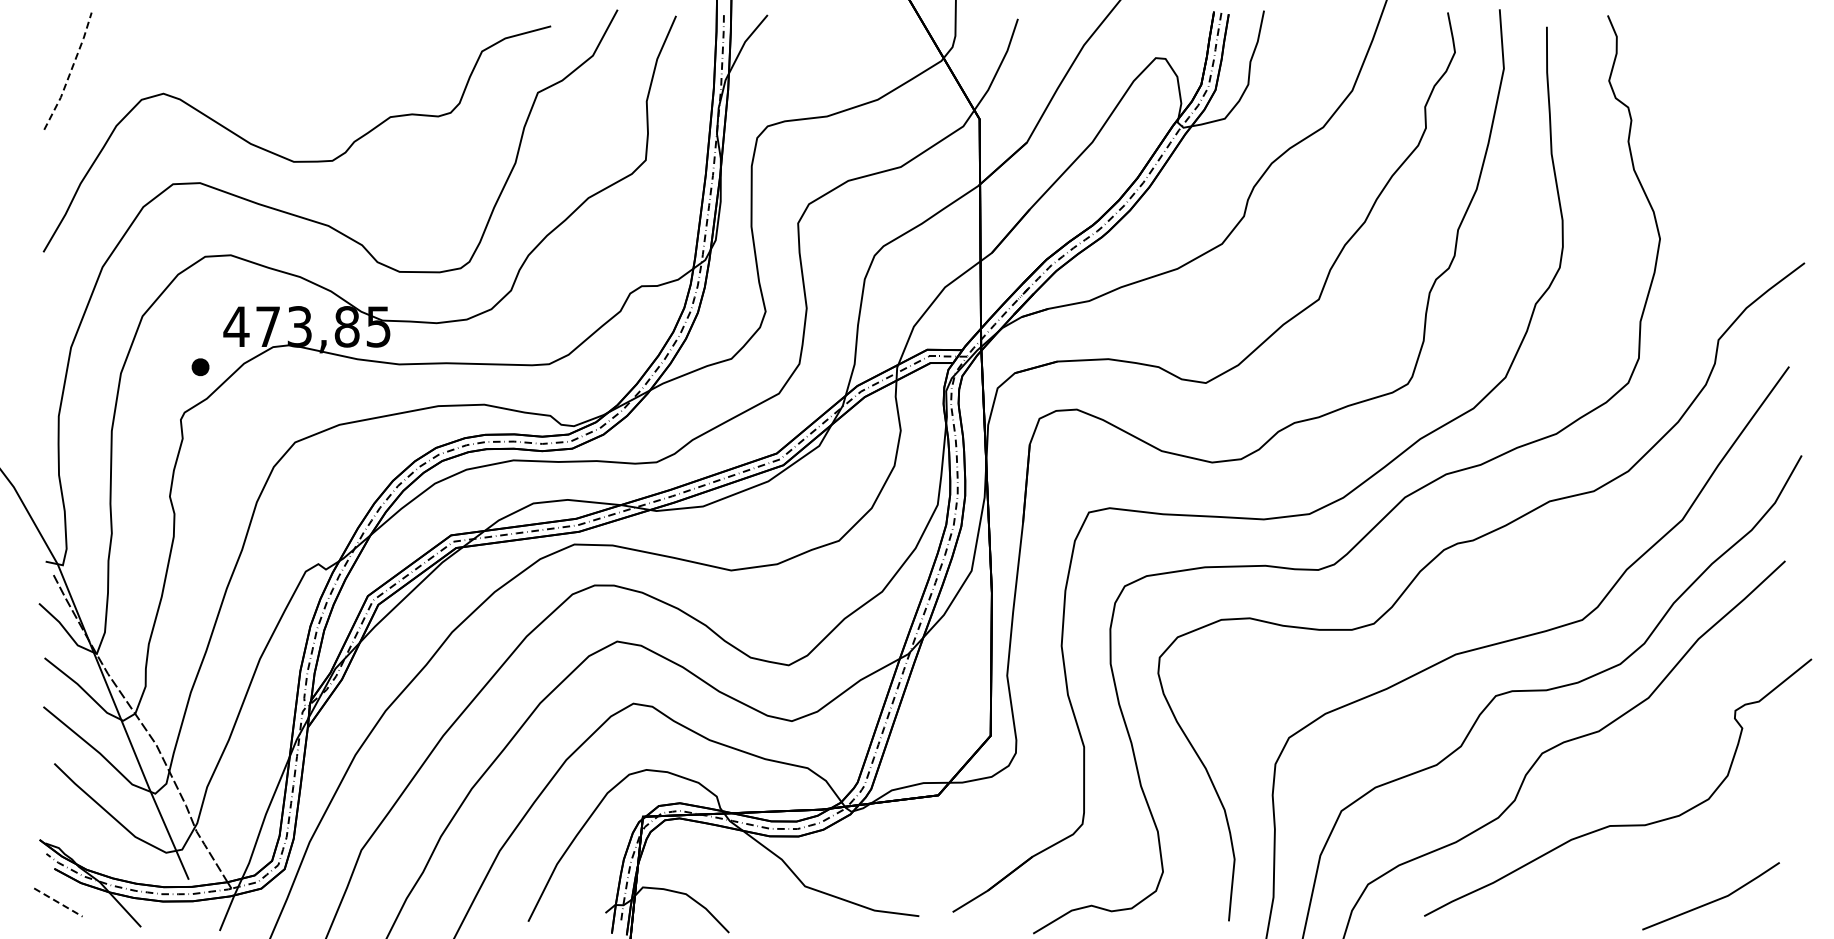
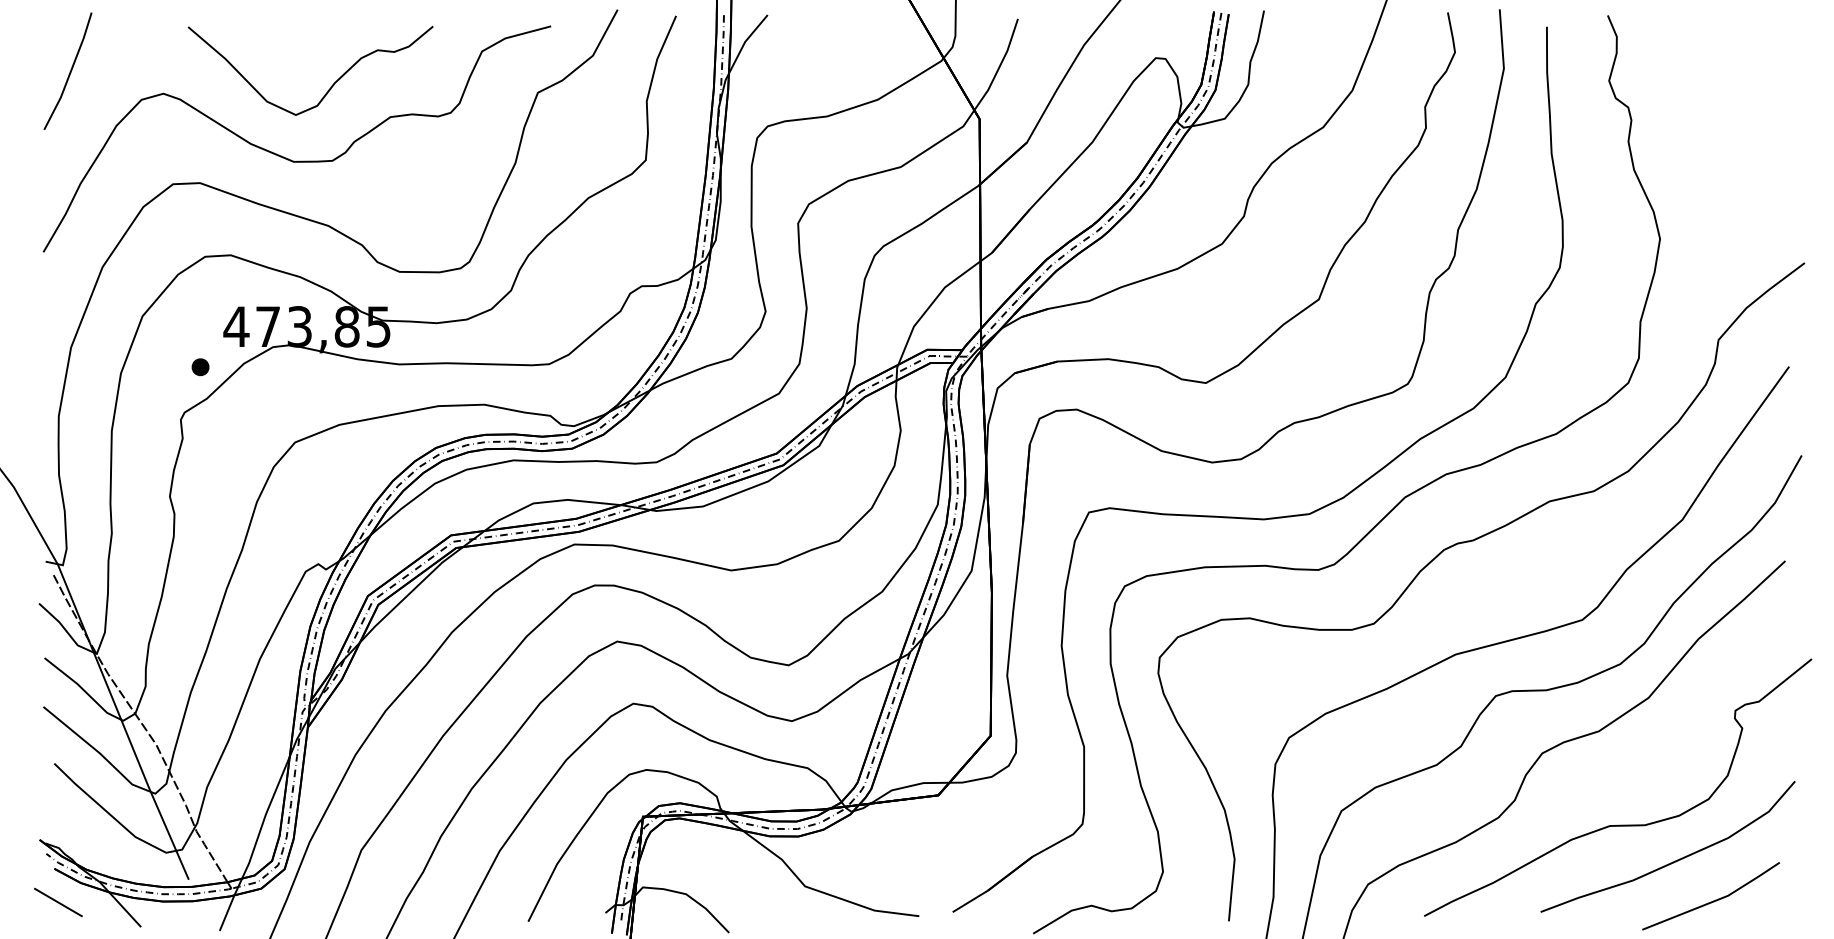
line: dashed -> solid (70, 72)
curve: none -> present (331, 85)
curve: none -> present (1672, 861)
line: dashed -> solid (58, 902)
